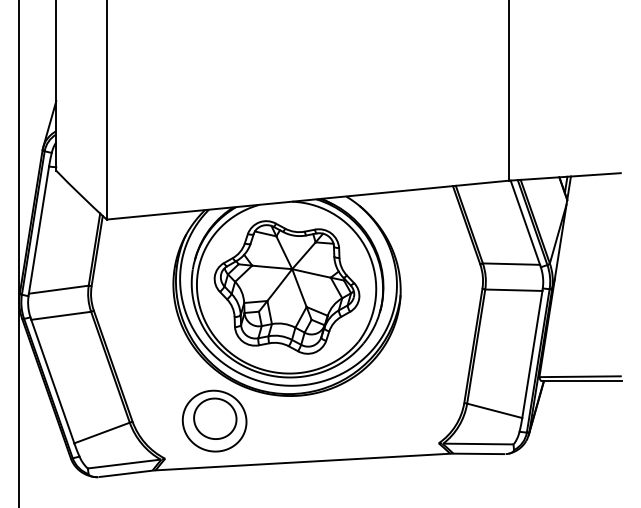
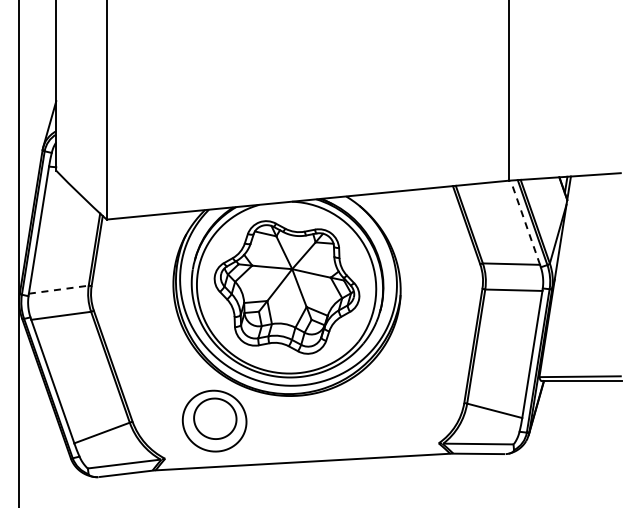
line: solid -> dashed (525, 222)
line: solid -> dashed (59, 289)
